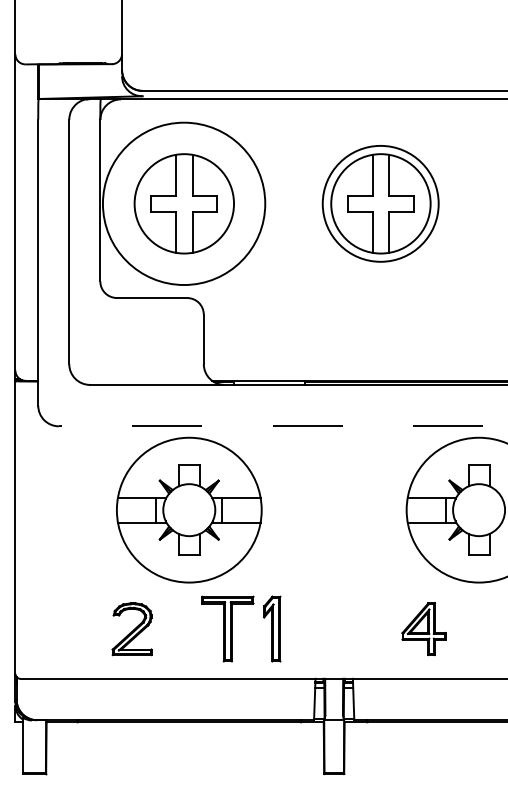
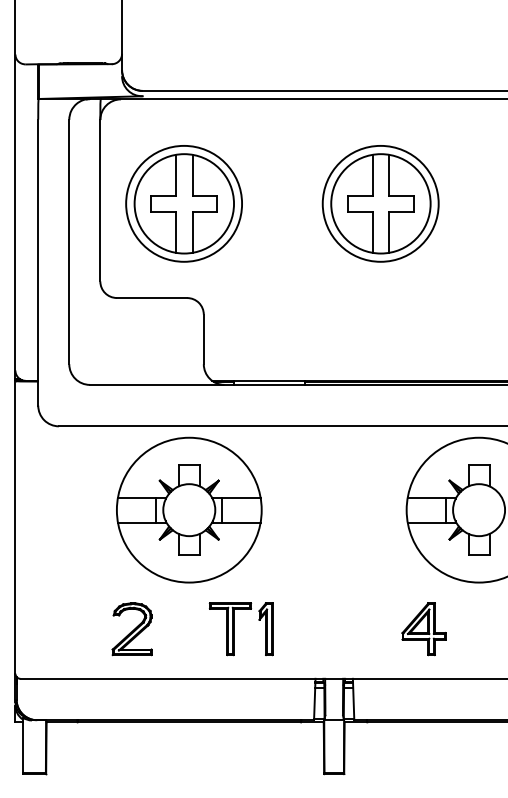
circle diameter: 162 px -> 116 px (184, 203)
line: dashed -> solid (282, 426)
part size: 81x68 px -> 66x55 px (240, 629)
